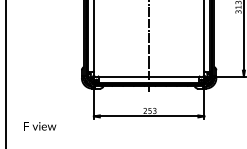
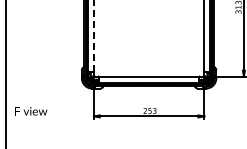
line: solid -> dashed (93, 36)
line: present -> none (149, 47)
text position: (40, 126) -> (31, 111) (31, 111)
